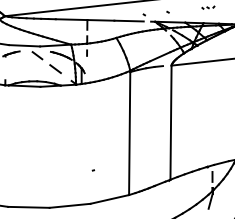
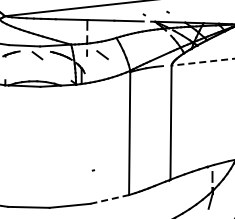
part: present -> none (208, 7)
line: solid -> dashed (202, 62)
line position: (55, 68) -> (102, 54) (102, 54)
line: solid -> dashed (109, 199)
